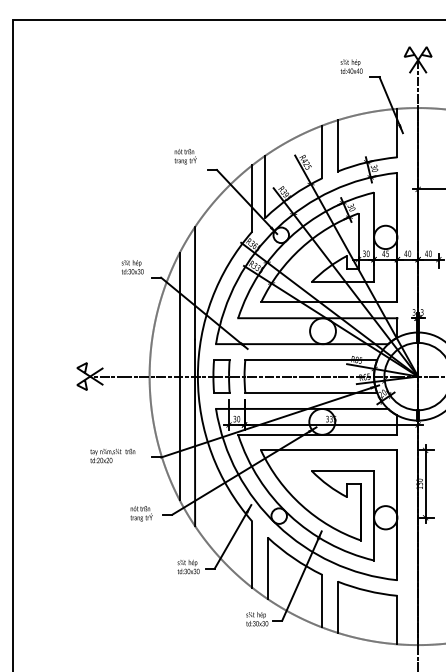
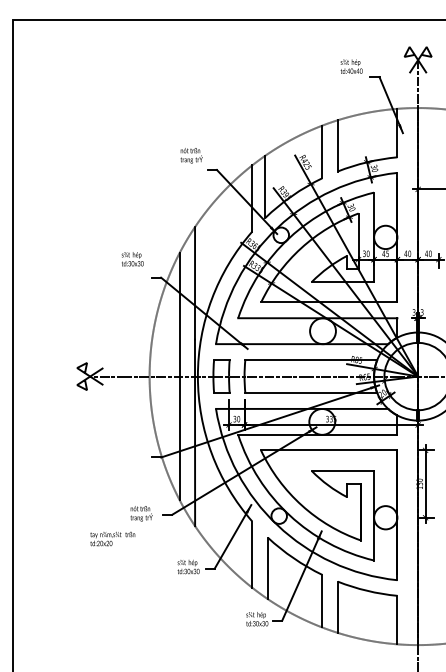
text position: (185, 156) -> (191, 155) (191, 155)
text position: (132, 267) -> (132, 259) (132, 259)
text position: (112, 455) -> (112, 538) (112, 538)
